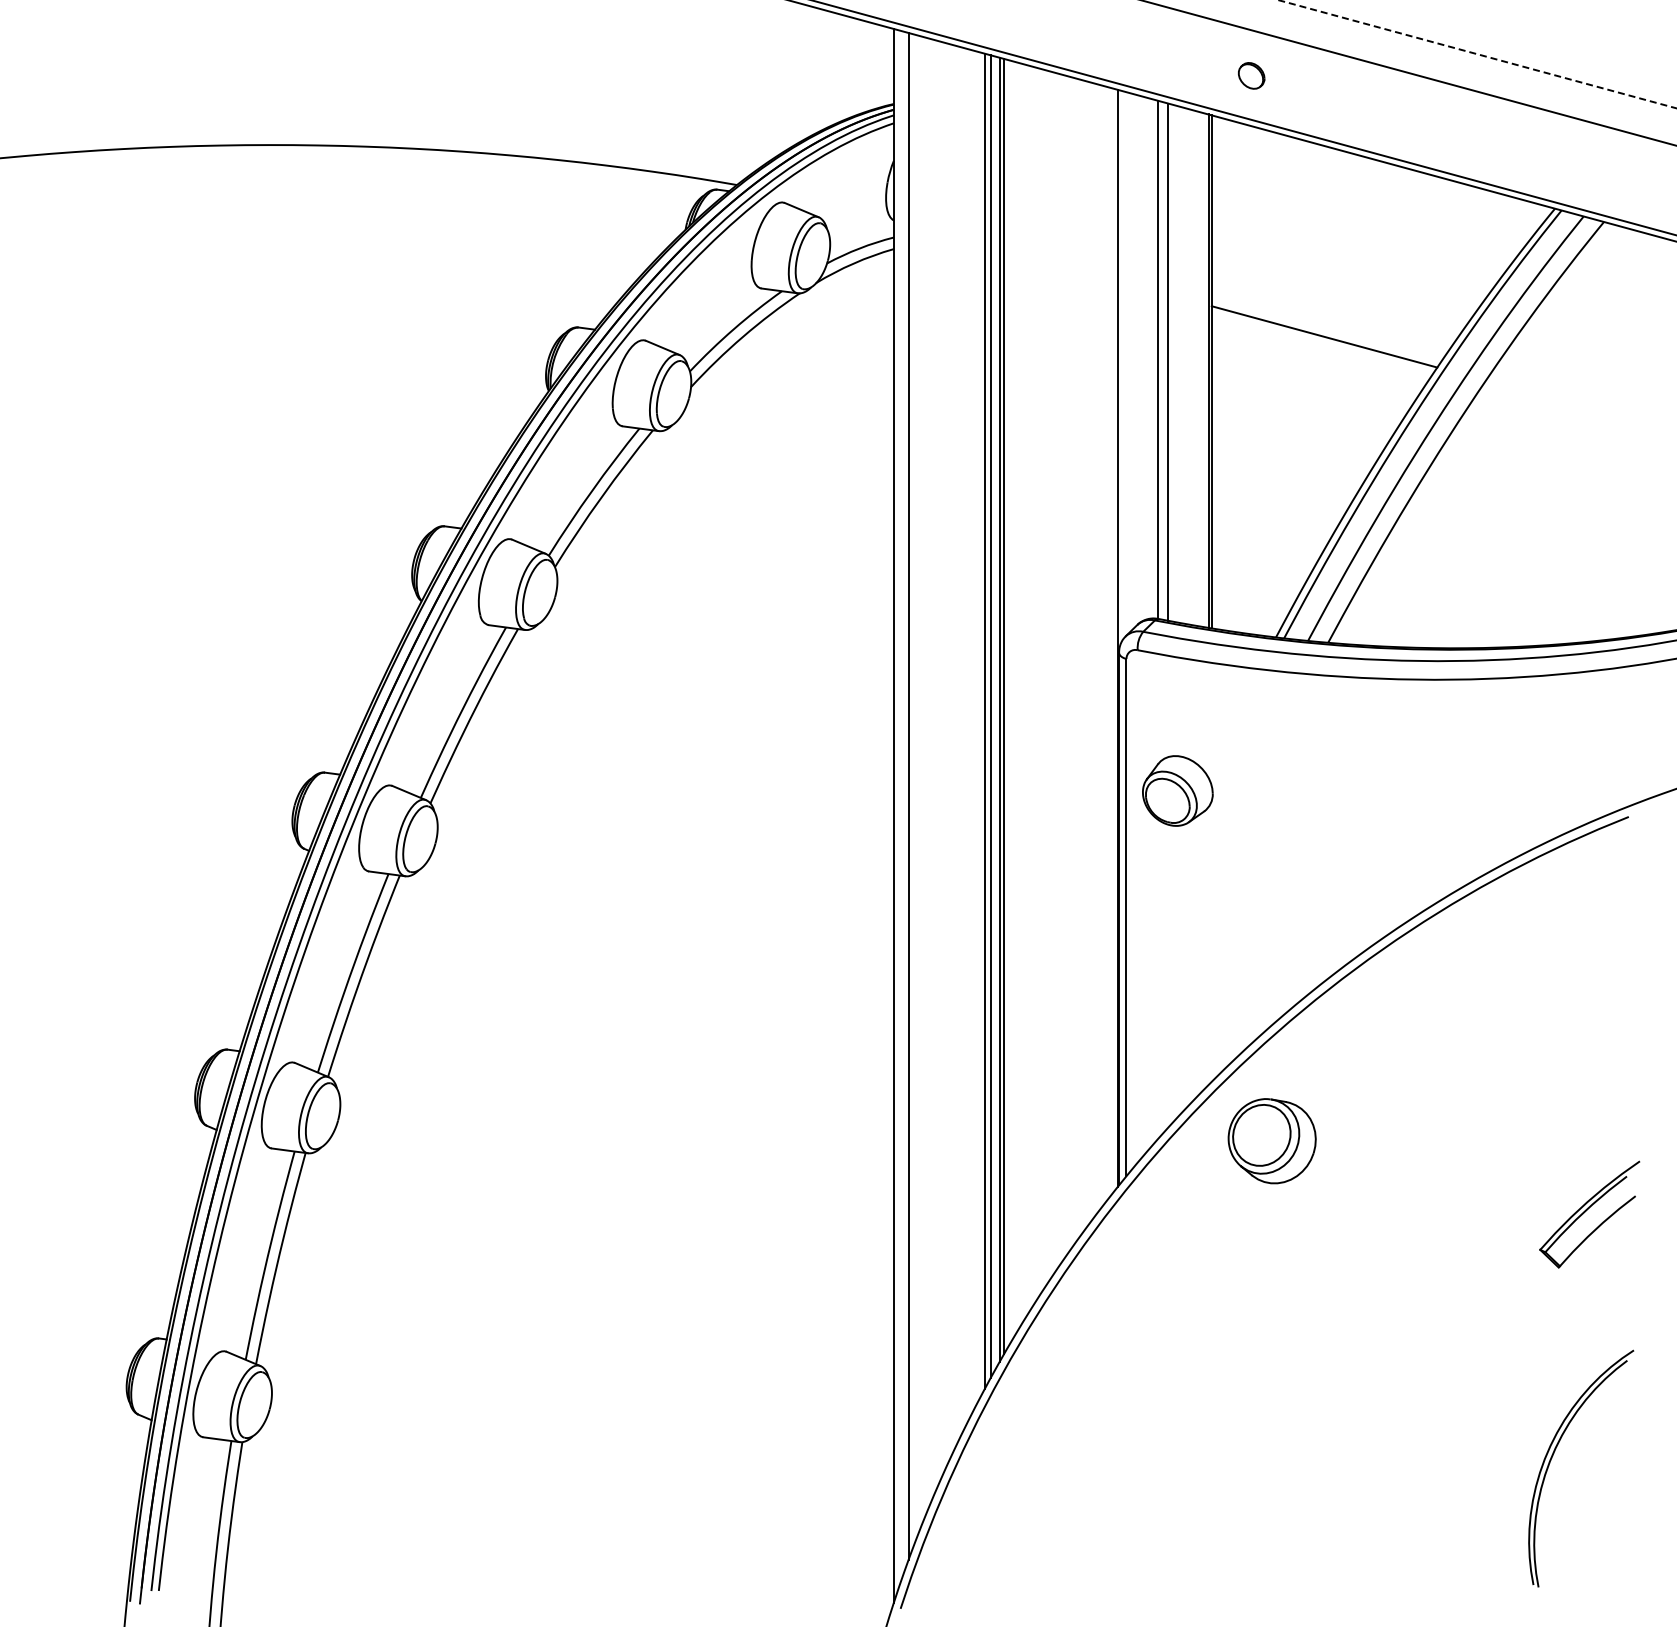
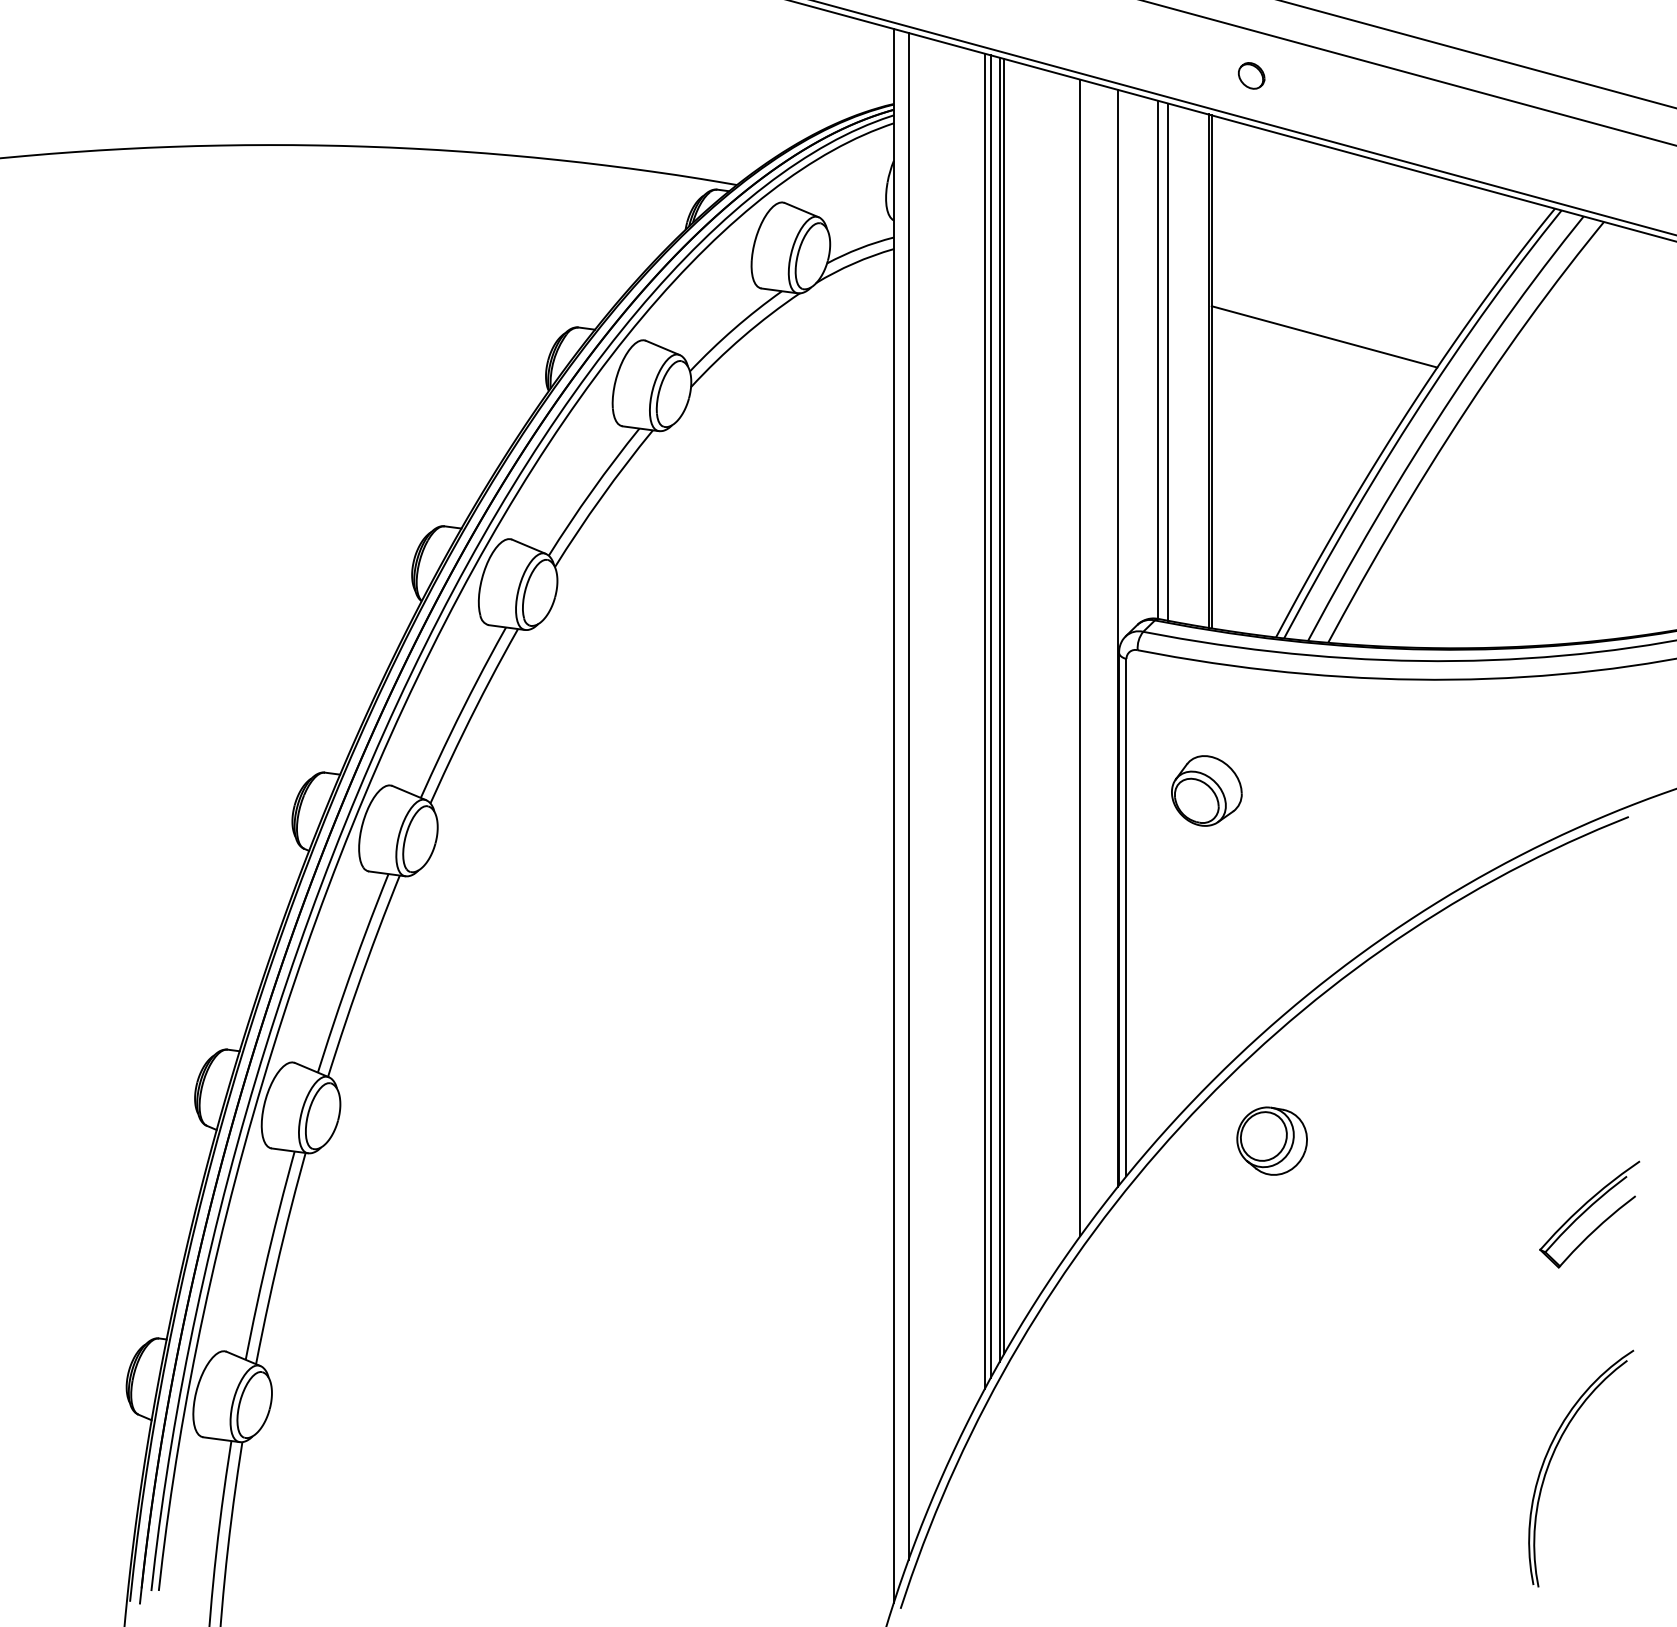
line: dashed -> solid (1477, 54)
line: none -> present (1080, 657)
part position: (1177, 790) -> (1206, 790) (1206, 790)
part size: 90x87 px -> 72x70 px (1271, 1140)
